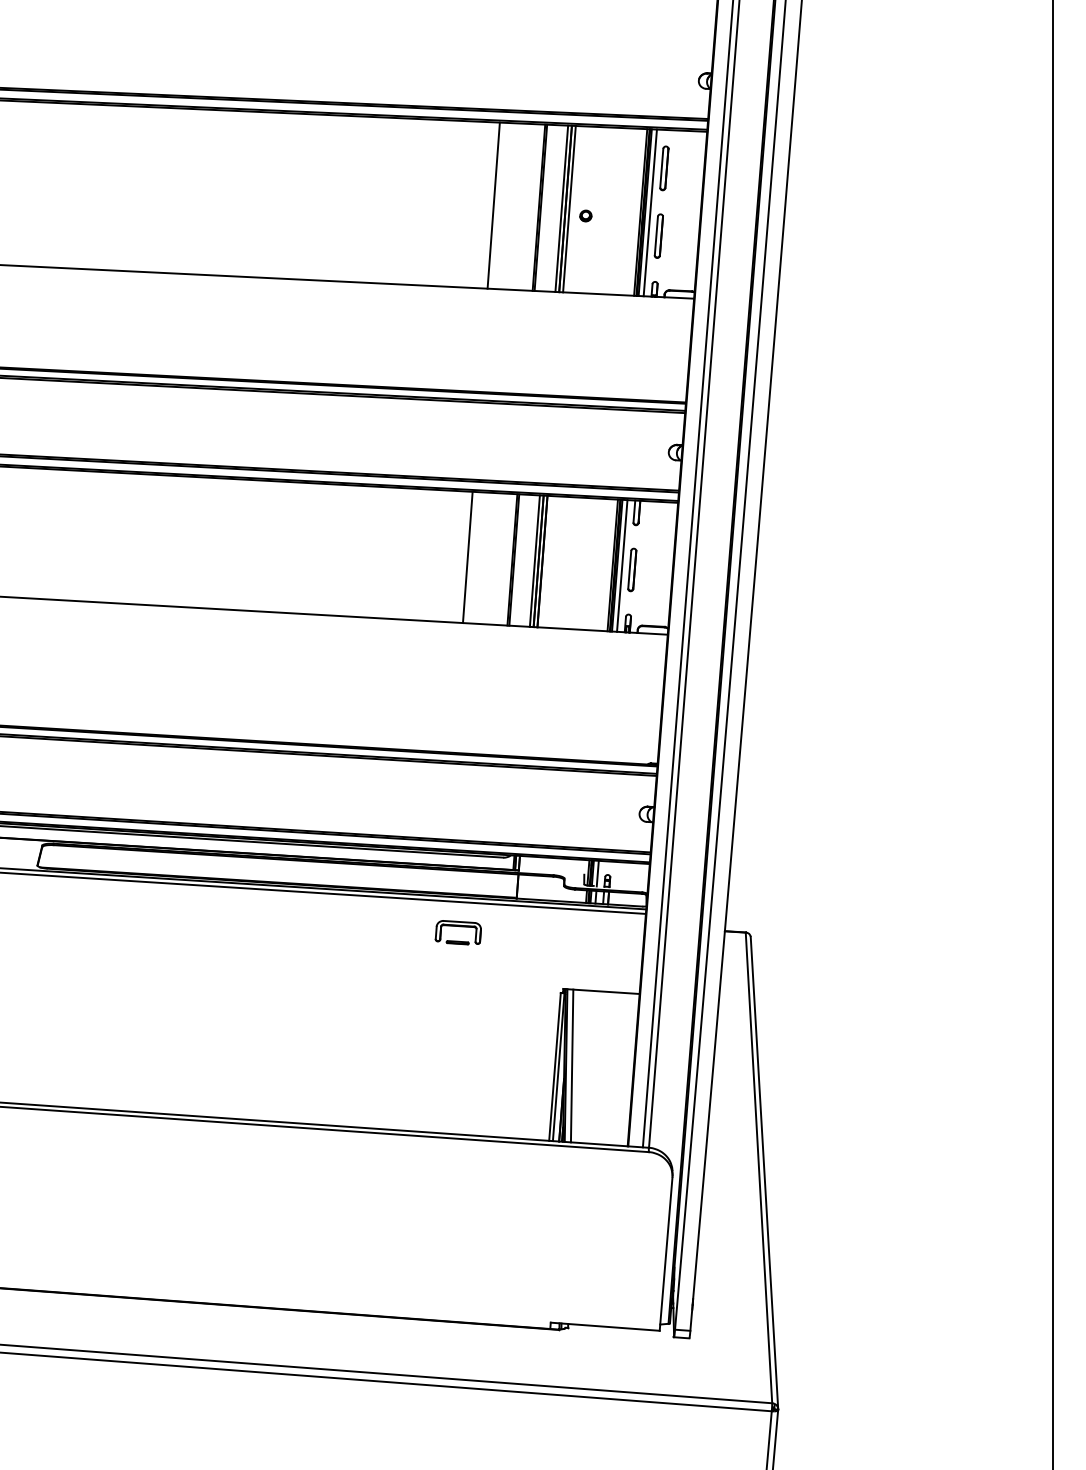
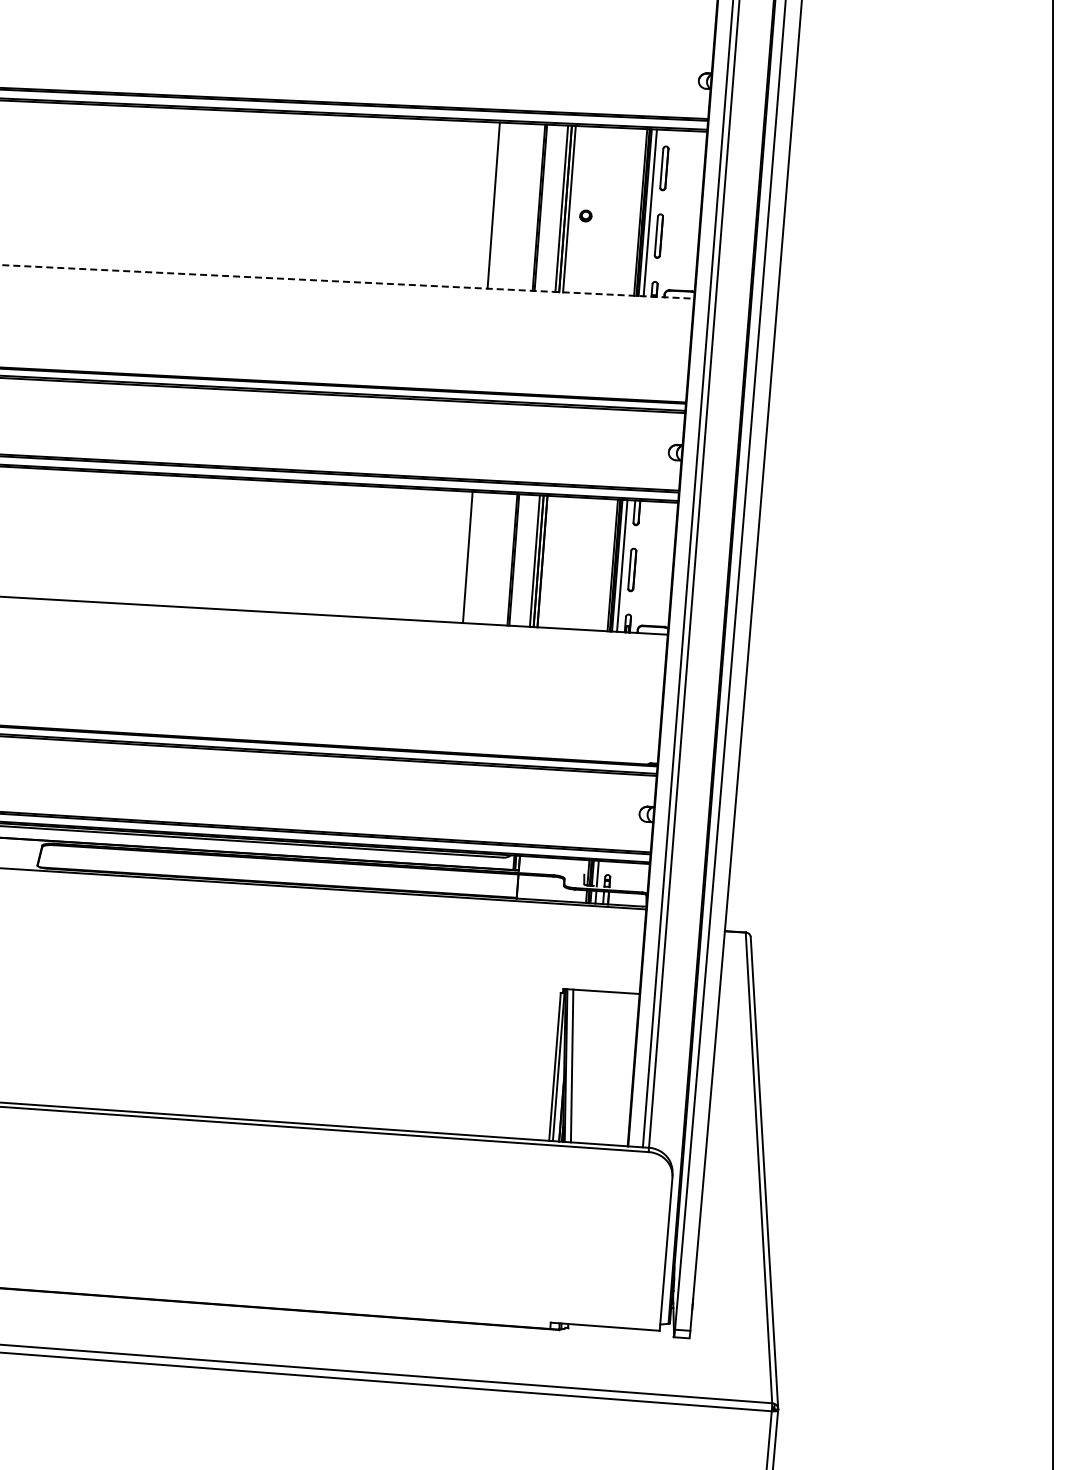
line: solid -> dashed (347, 281)
line: present -> none (323, 892)
part: present -> none (457, 932)
